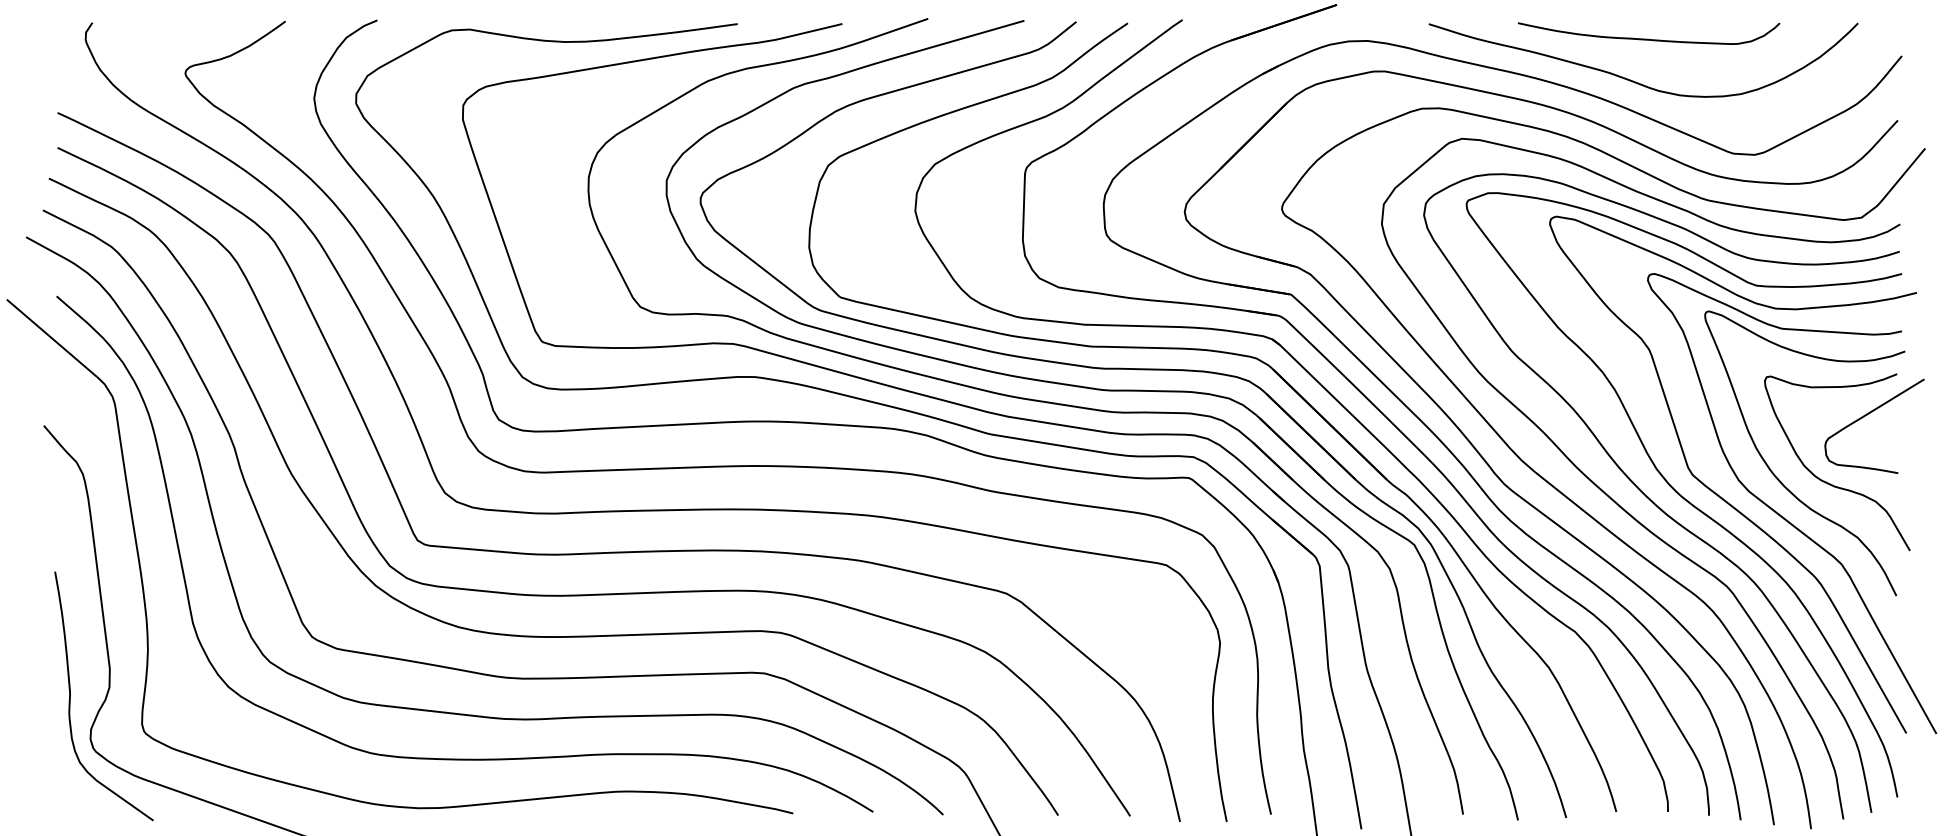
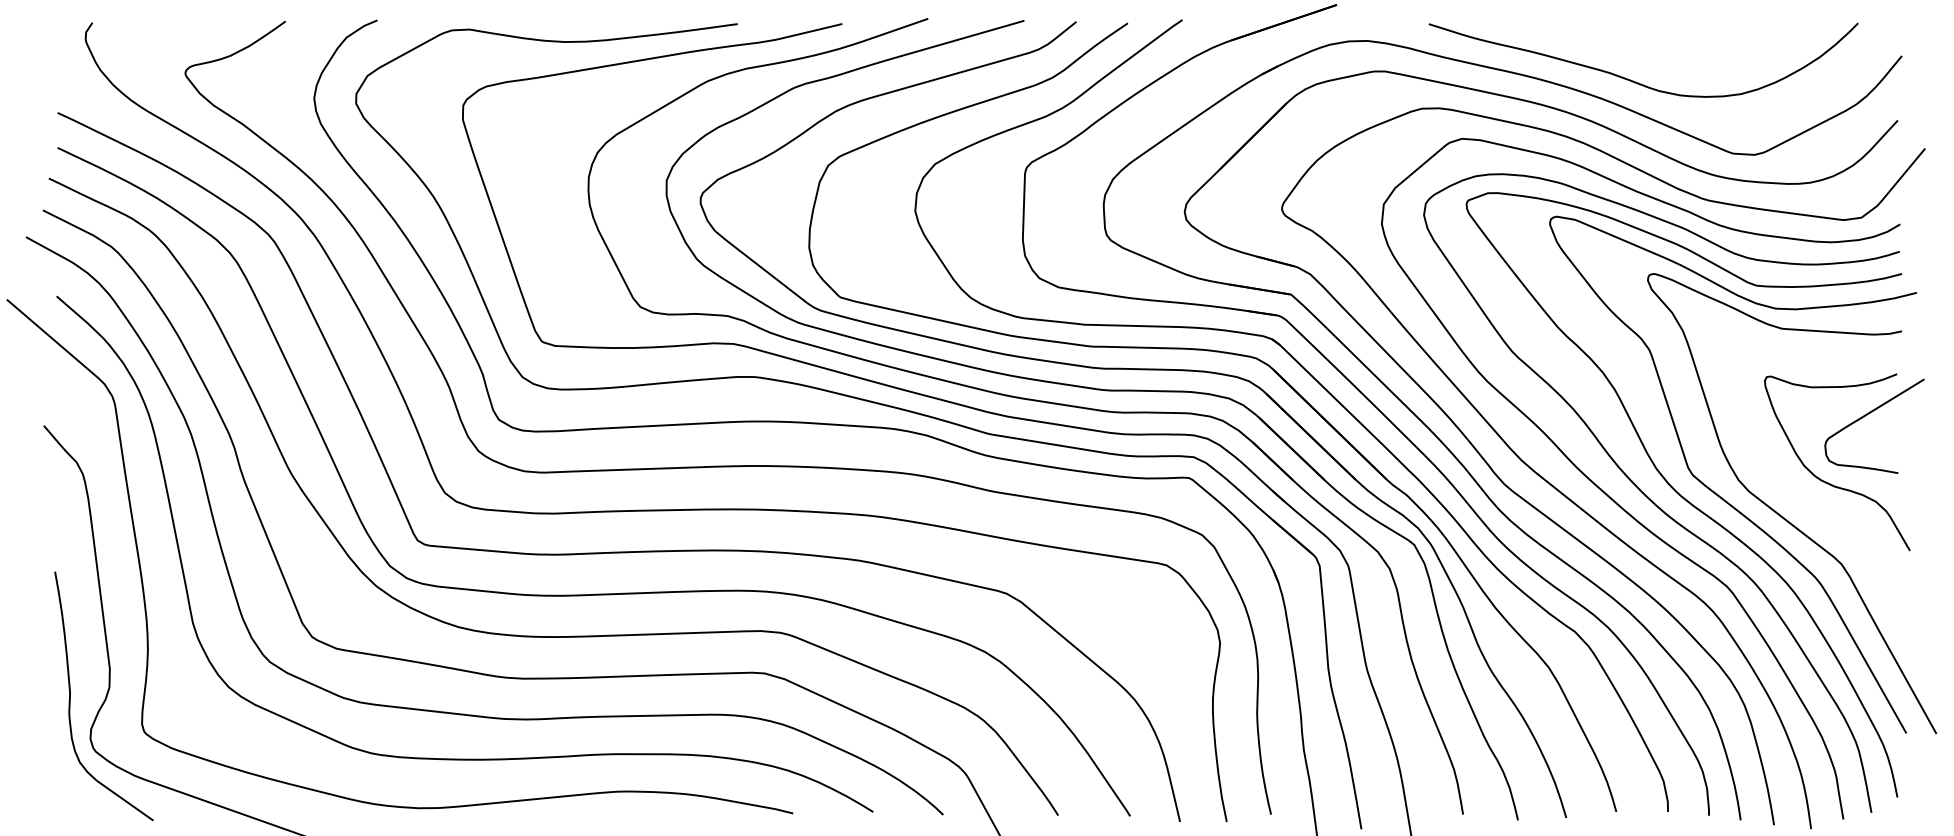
curve: present -> none (1648, 38)
curve: present -> none (1774, 473)
